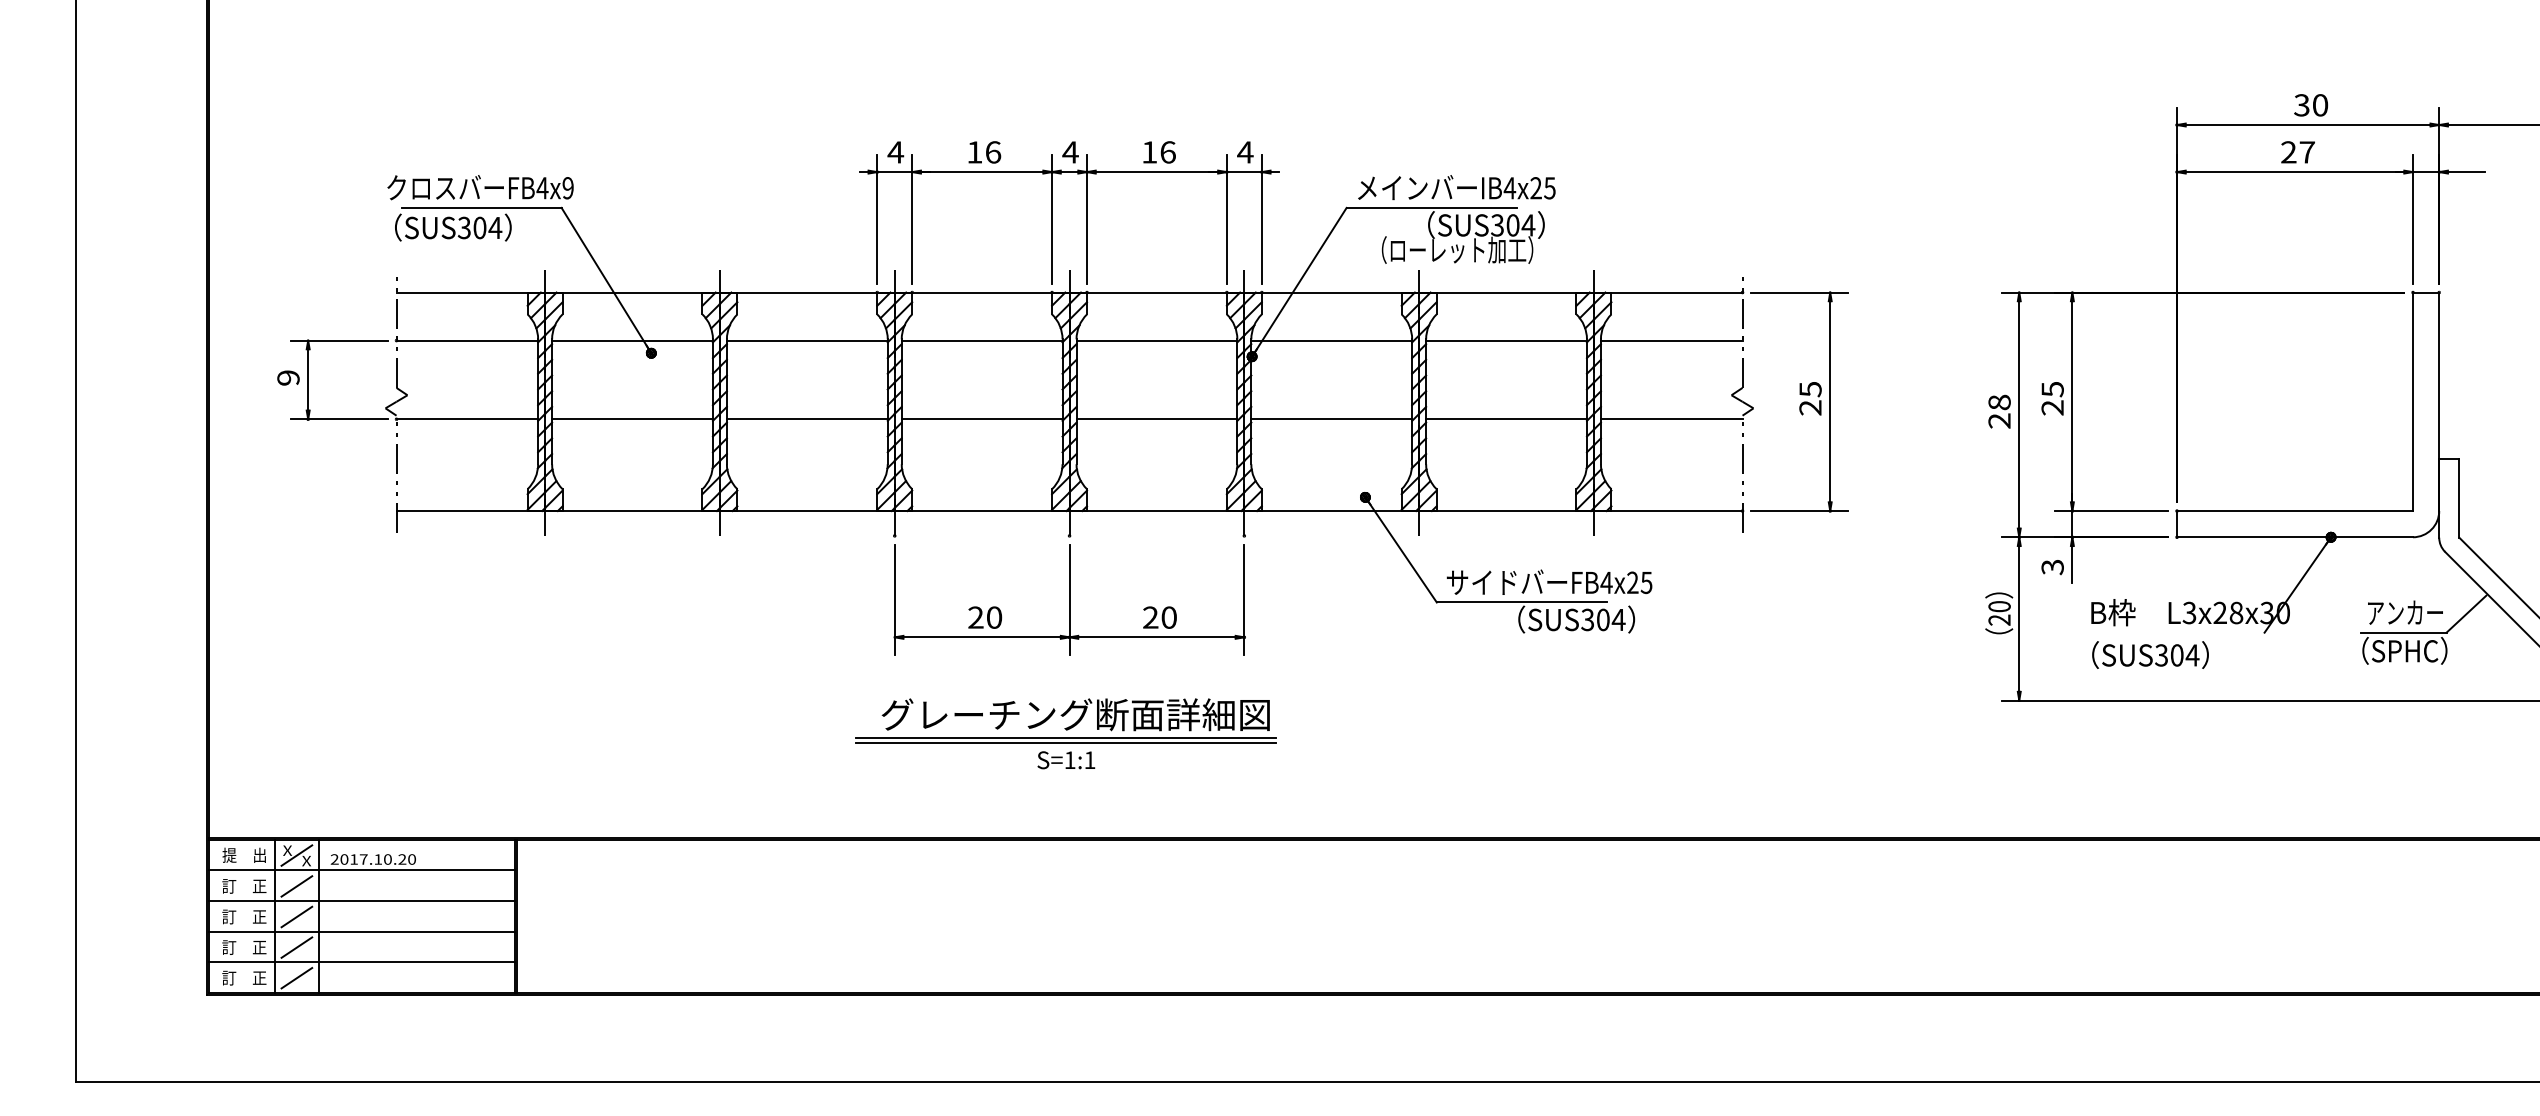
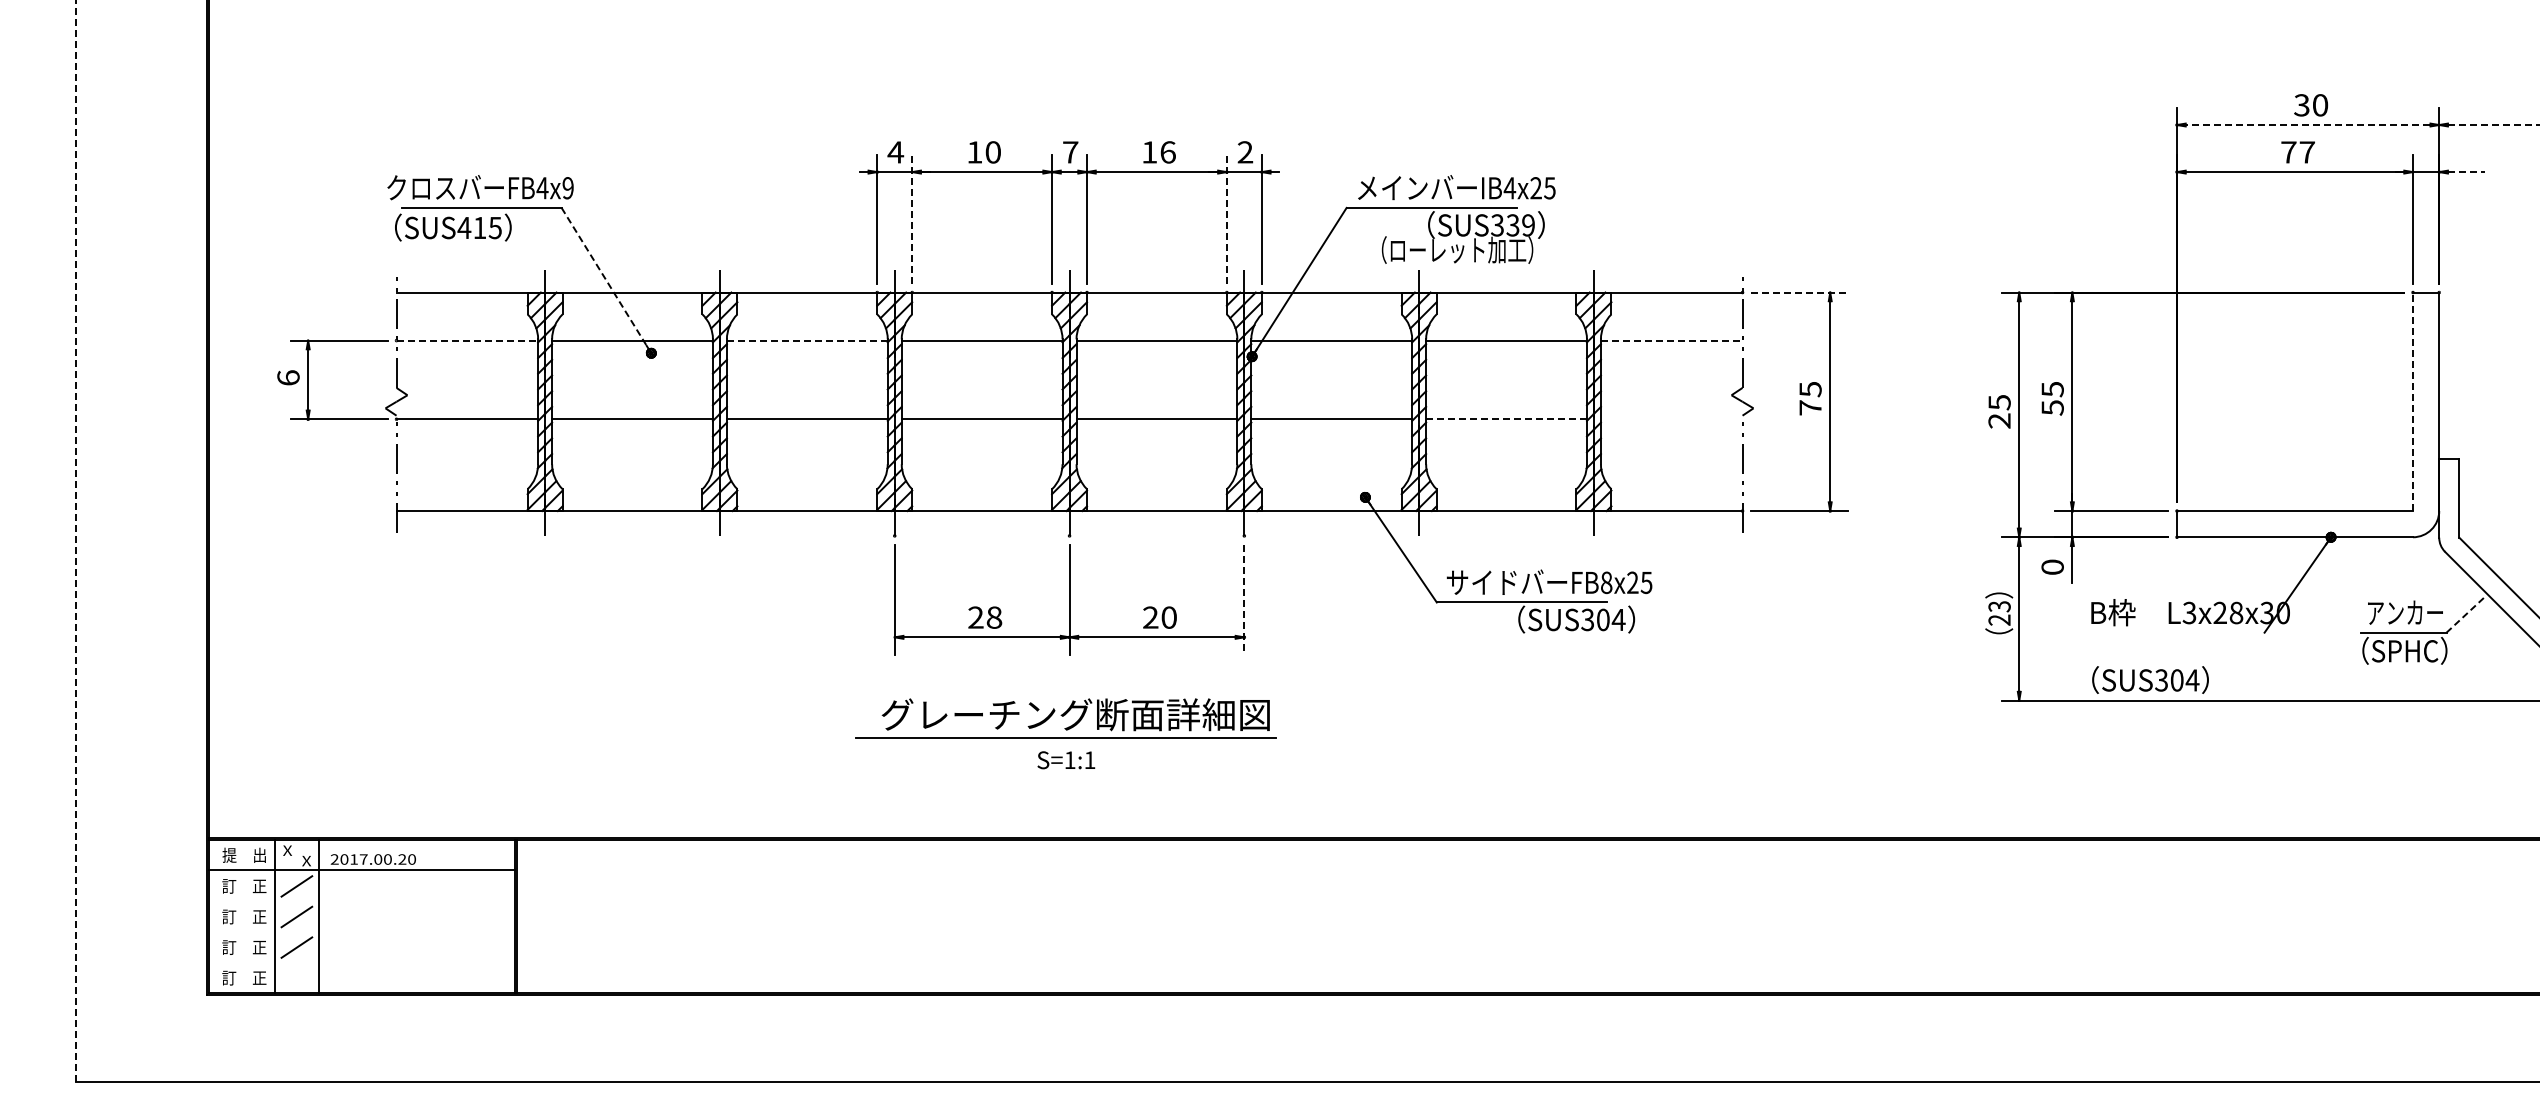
line: solid -> dashed (2307, 125)
line: solid -> dashed (2493, 125)
text: 16 -> 10 (993, 152)
text: 4 -> 7 (1070, 152)
text: 4 -> 2 (1245, 152)
text: 27 -> 77 (2288, 152)
line: solid -> dashed (2466, 172)
line: solid -> dashed (912, 219)
line: solid -> dashed (1226, 219)
text: SUS304 -> SUS339 (1520, 225)
text: SUS304 -> SUS415 (479, 227)
line: solid -> dashed (606, 279)
line: solid -> dashed (1800, 292)
line: solid -> dashed (467, 340)
line: solid -> dashed (807, 340)
line: solid -> dashed (1671, 340)
text: 9 -> 6 (288, 377)
line: solid -> dashed (2413, 401)
text: 28 -> 25 (1999, 402)
text: 25 -> 75 (1810, 407)
text: 25 -> 55 (2052, 407)
line: solid -> dashed (1507, 419)
line: present -> none (1671, 419)
line: solid -> dashed (76, 541)
text: 3 -> 0 (2052, 567)
text: FB4x25 -> FB8x25 (1606, 582)
line: solid -> dashed (1244, 600)
text: 20 -> 23 (1999, 606)
line: solid -> dashed (2466, 613)
text: 20 -> 28 (994, 617)
text position: (2150, 654) -> (2150, 679) (2150, 679)
line: present -> none (1065, 742)
line: present -> none (296, 855)
text: 2017.10.20 -> 2017.00.20 (378, 859)
line: present -> none (362, 901)
line: present -> none (362, 931)
line: present -> none (362, 962)
line: present -> none (296, 977)
